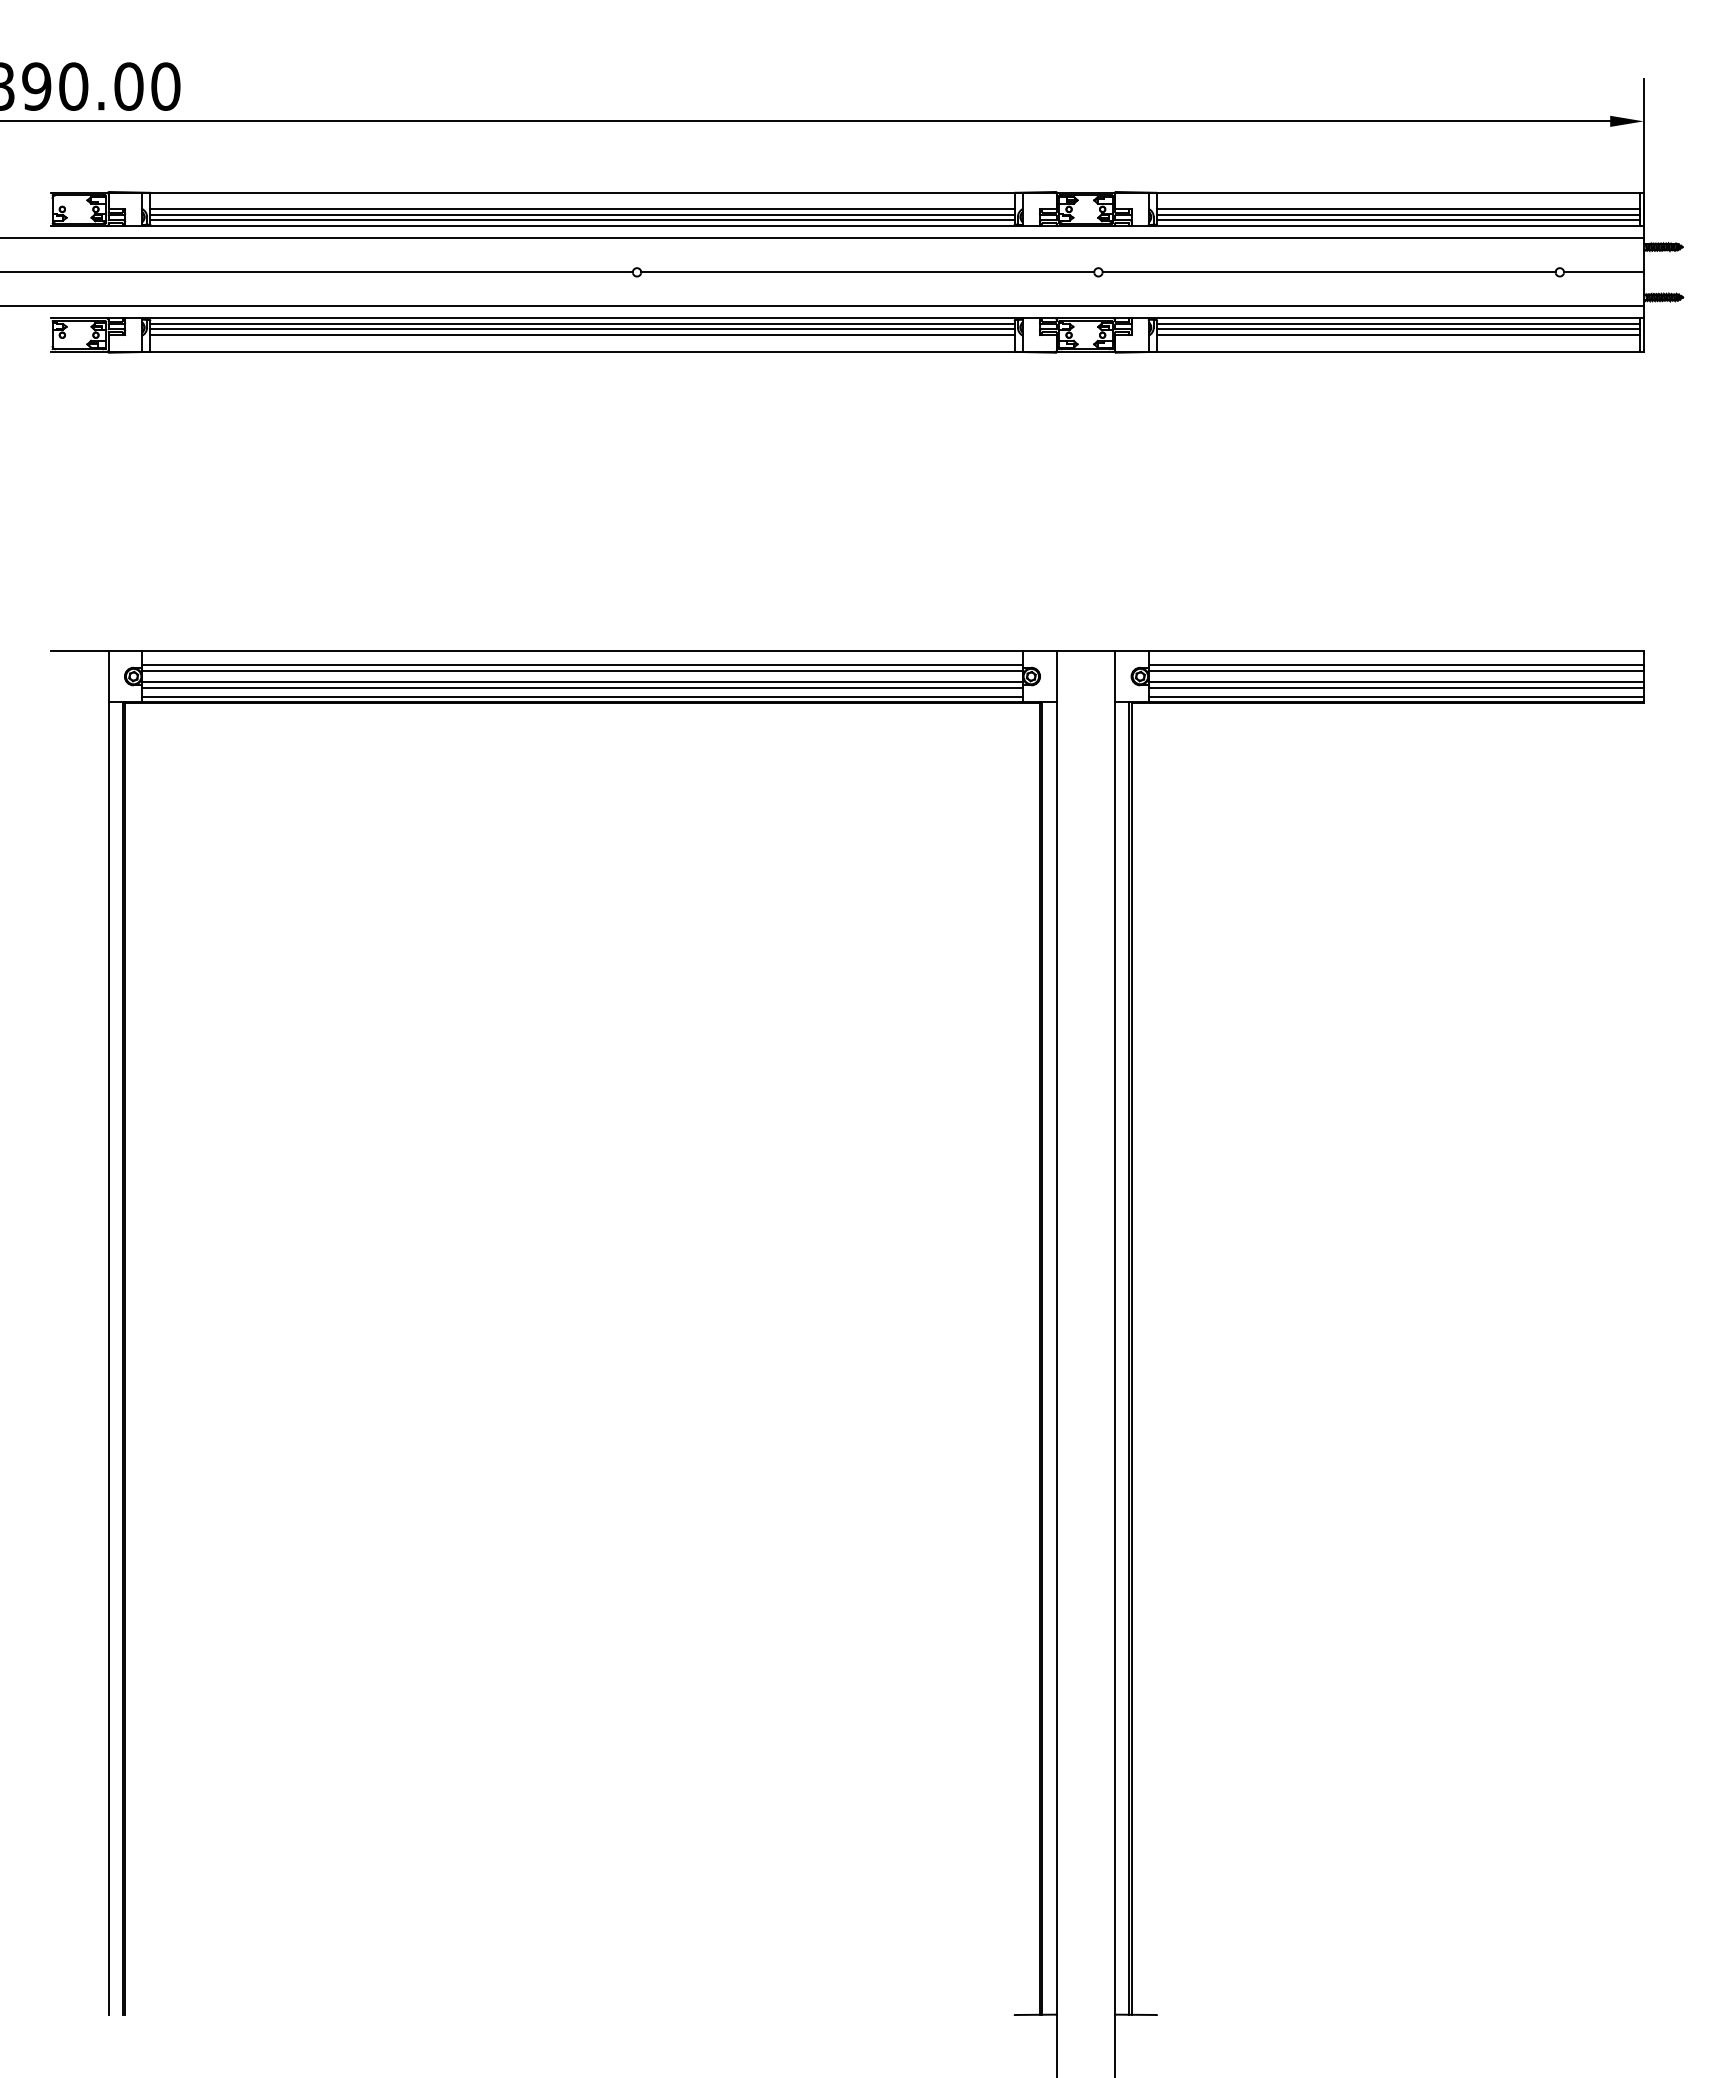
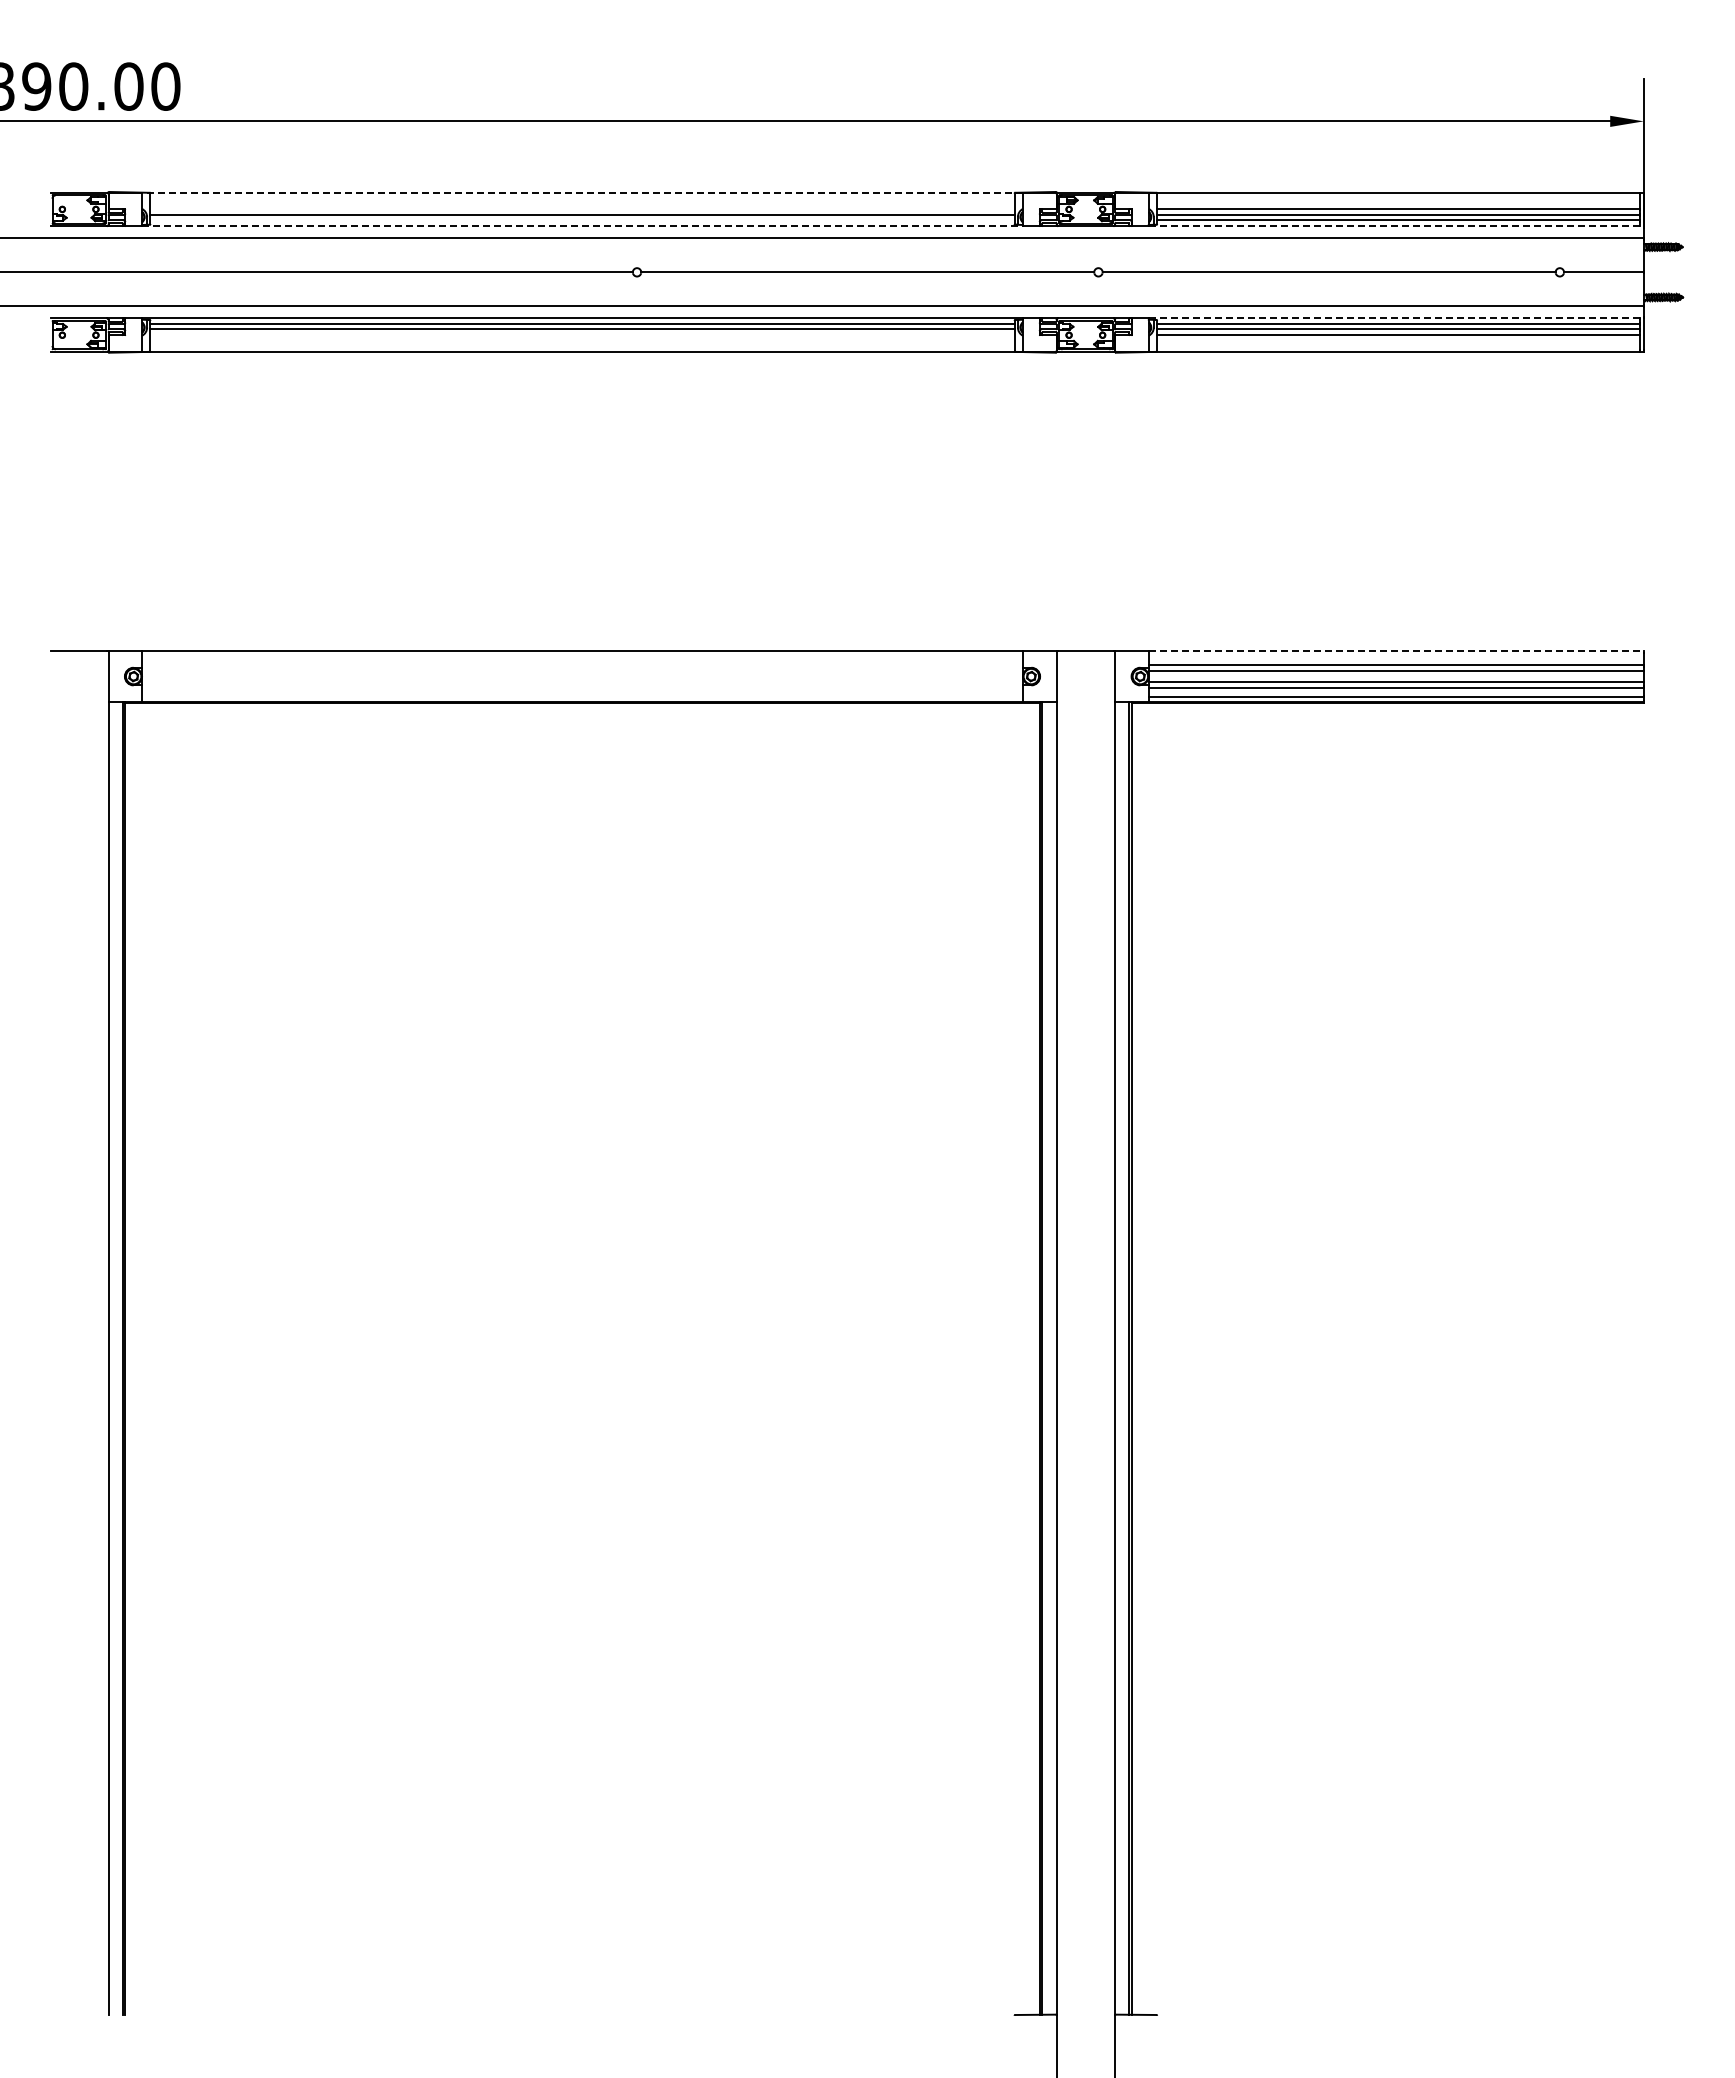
line: solid -> dashed (582, 192)
line: present -> none (582, 209)
line: present -> none (582, 220)
line: solid -> dashed (583, 226)
line: solid -> dashed (1396, 226)
line: solid -> dashed (1396, 318)
line: present -> none (582, 335)
line: solid -> dashed (1396, 651)
line: present -> none (582, 665)
line: present -> none (582, 671)
line: present -> none (582, 681)
line: present -> none (582, 687)
line: present -> none (582, 696)
